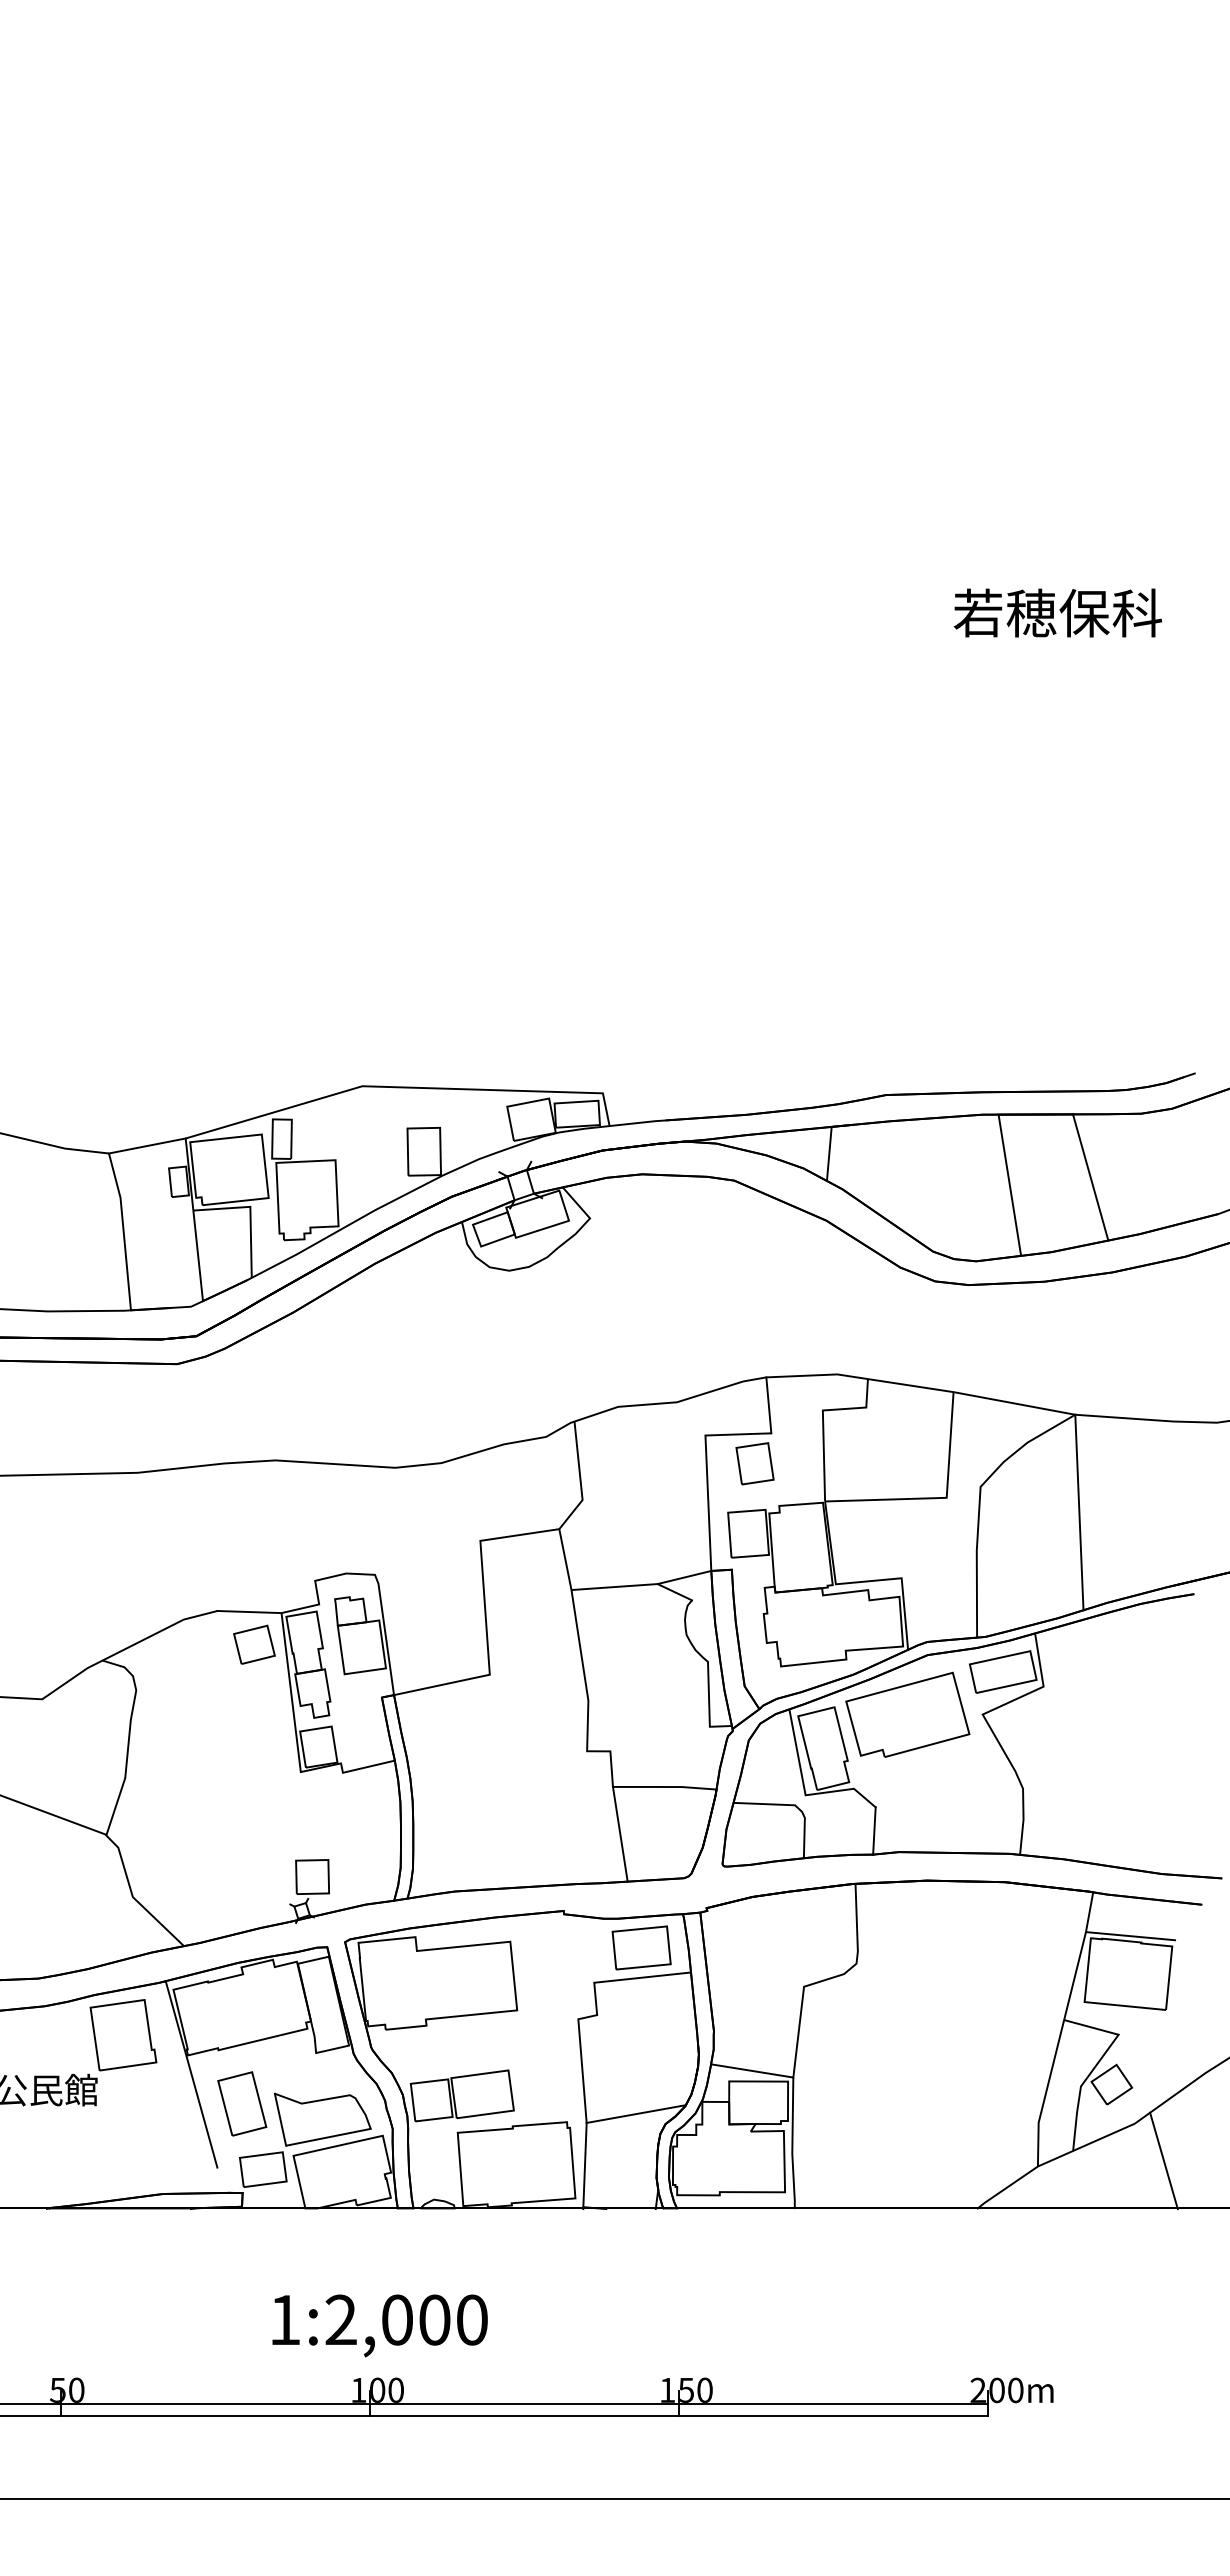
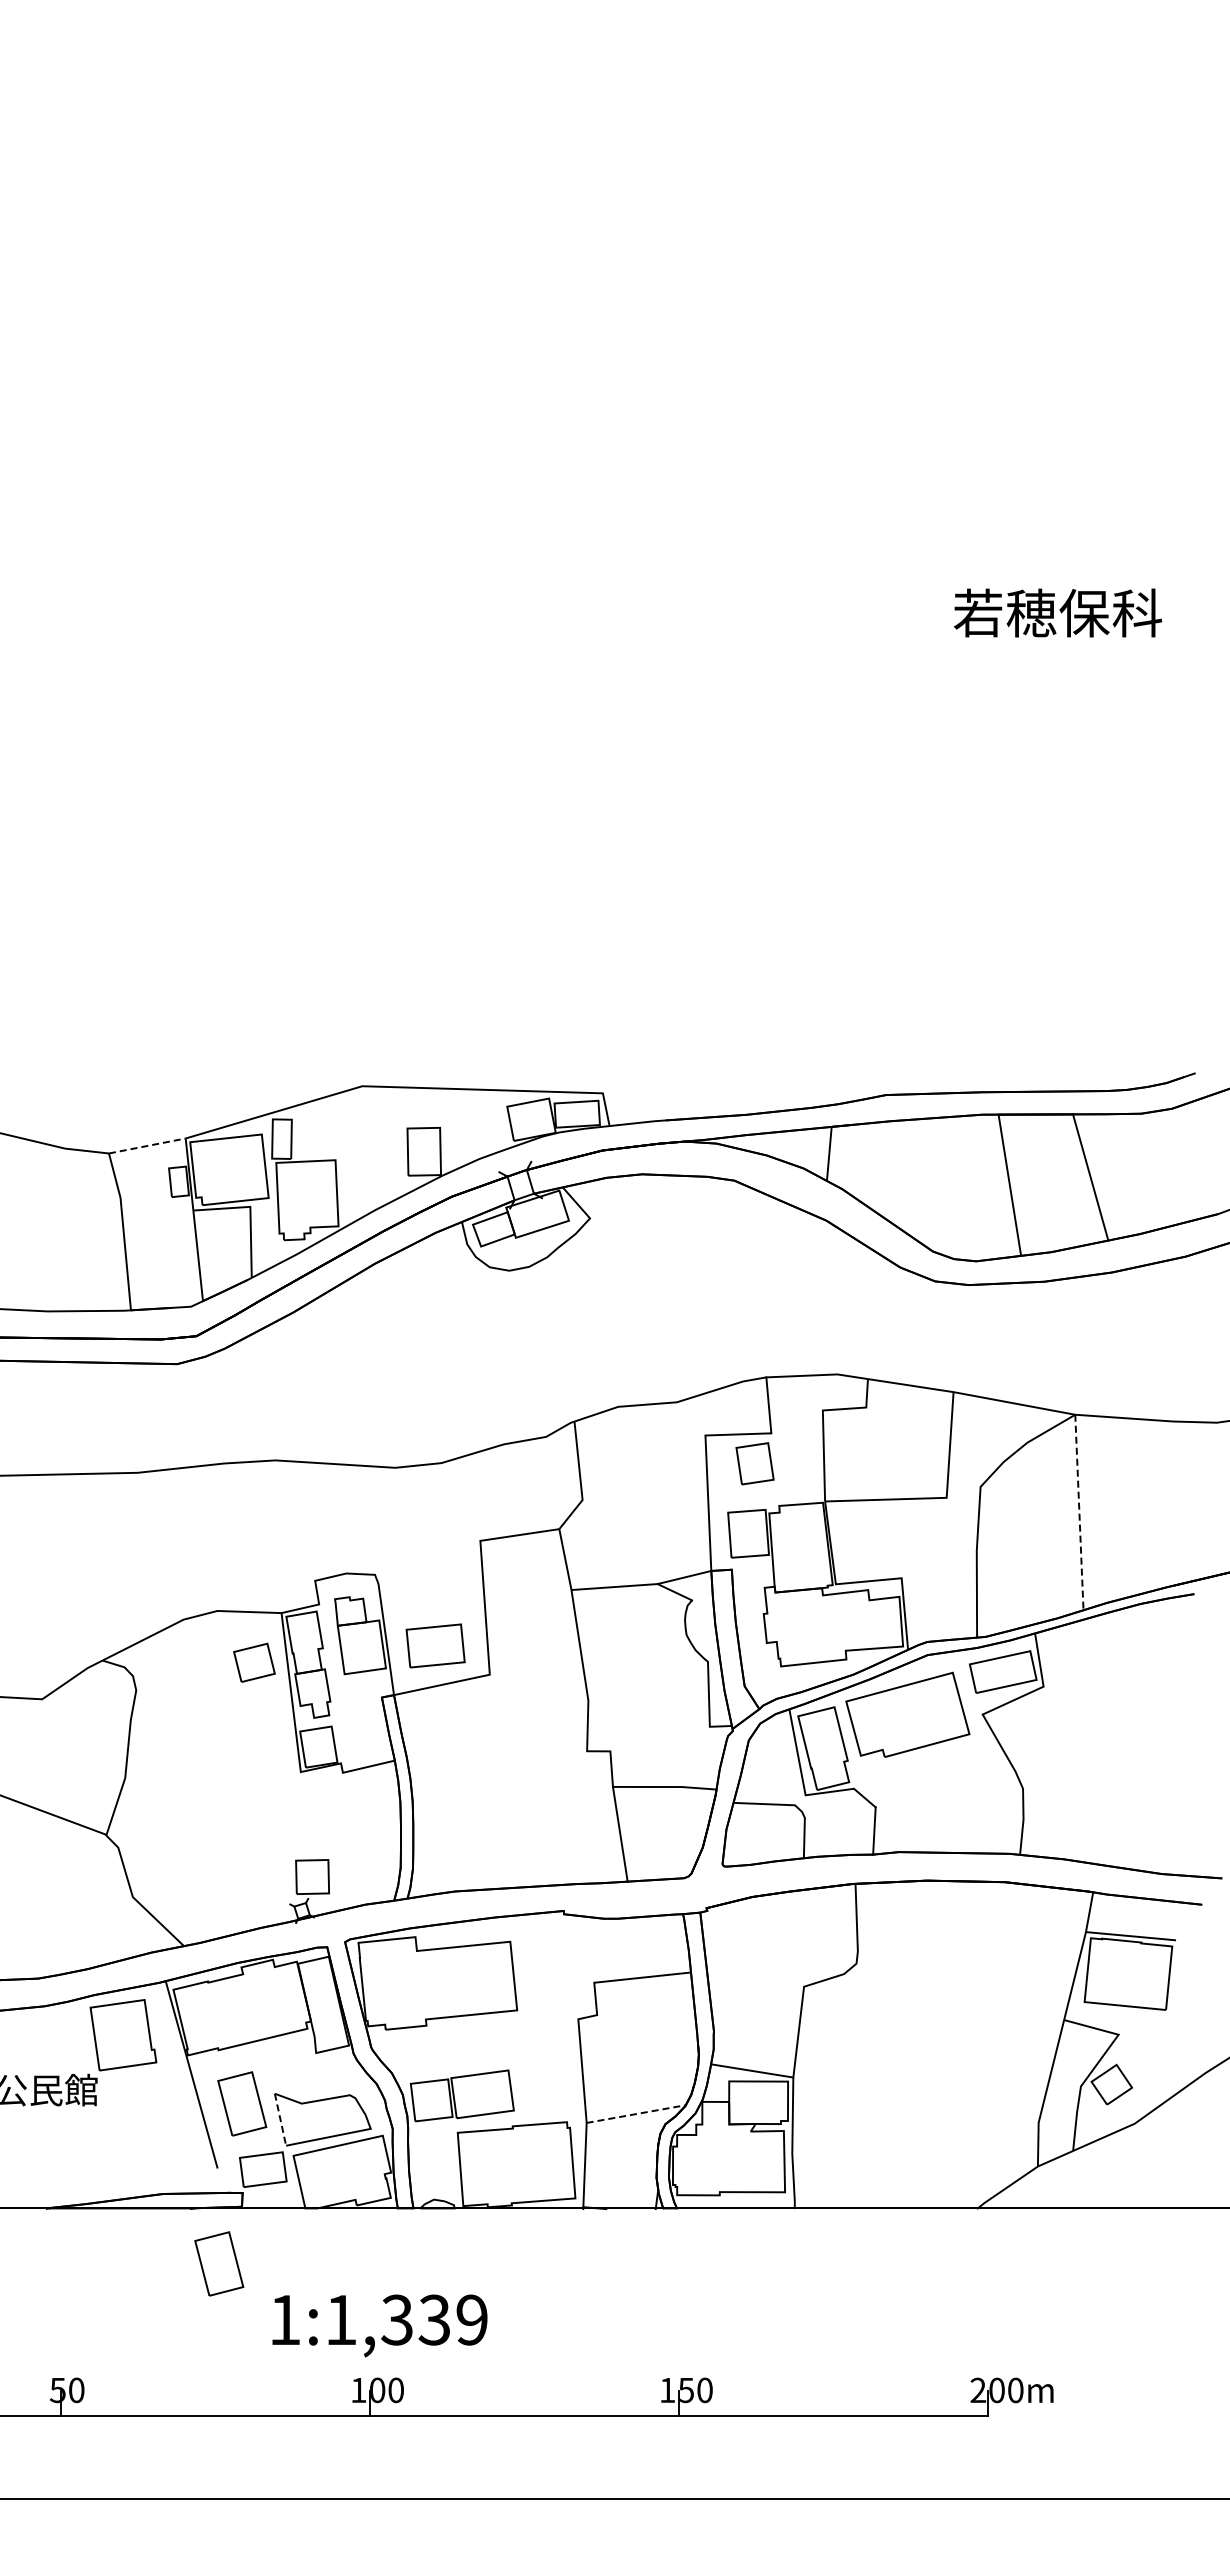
line: solid -> dashed (147, 1145)
line: solid -> dashed (1079, 1512)
part position: (254, 1644) -> (254, 1662) (254, 1662)
part position: (641, 1947) -> (435, 1645) (435, 1645)
line: solid -> dashed (636, 2113)
line: solid -> dashed (280, 2119)
line: present -> none (1163, 2160)
part: none -> present (219, 2263)
text: 1:2,000 -> 1:1,339 (406, 2319)
line: present -> none (494, 2403)
